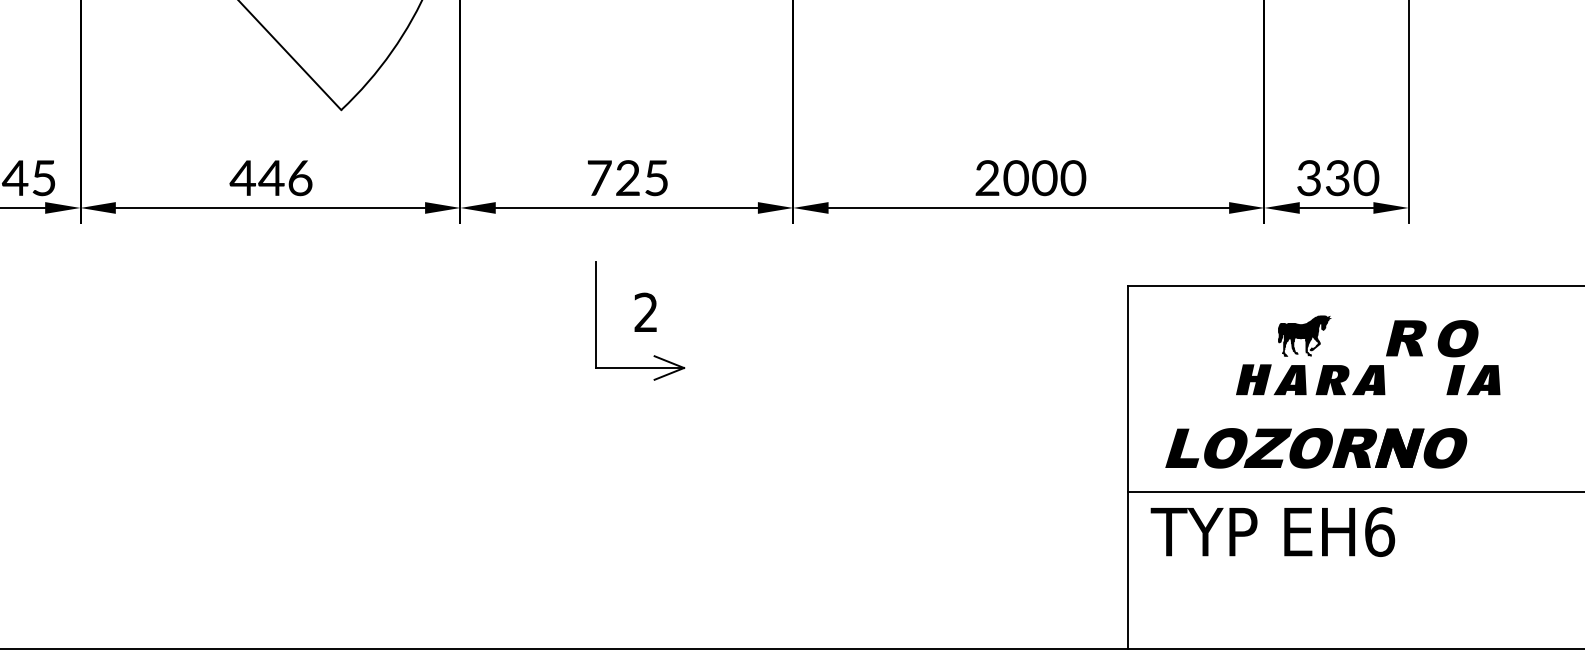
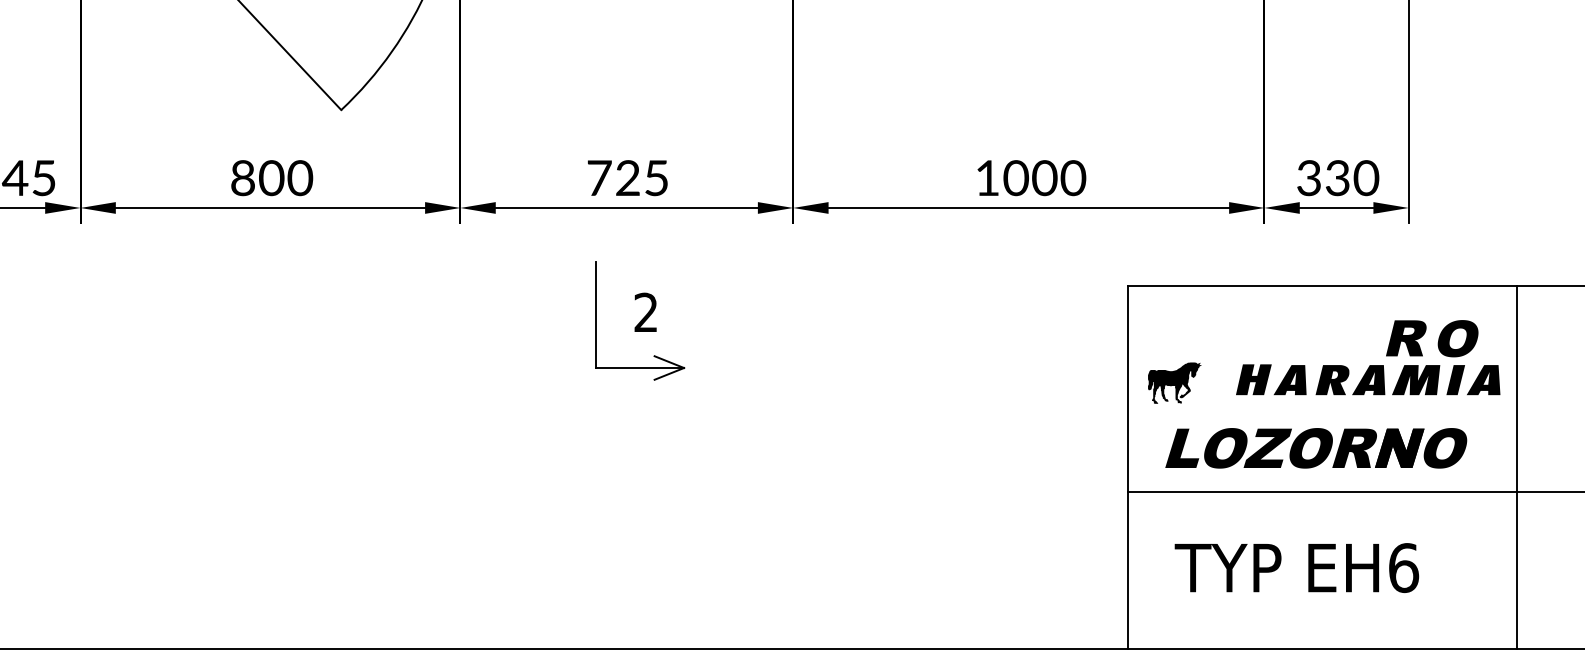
text: 2000 -> 1000 (987, 177)
text: 446 -> 800 (271, 178)
part position: (1304, 335) -> (1174, 382) (1174, 382)
fill: none -> present (1415, 380)
line: none -> present (1516, 466)
text position: (1272, 531) -> (1296, 567) (1296, 567)
